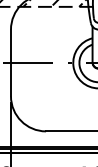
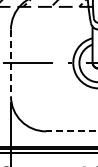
line: solid -> dashed (10, 63)
line: solid -> dashed (71, 131)
